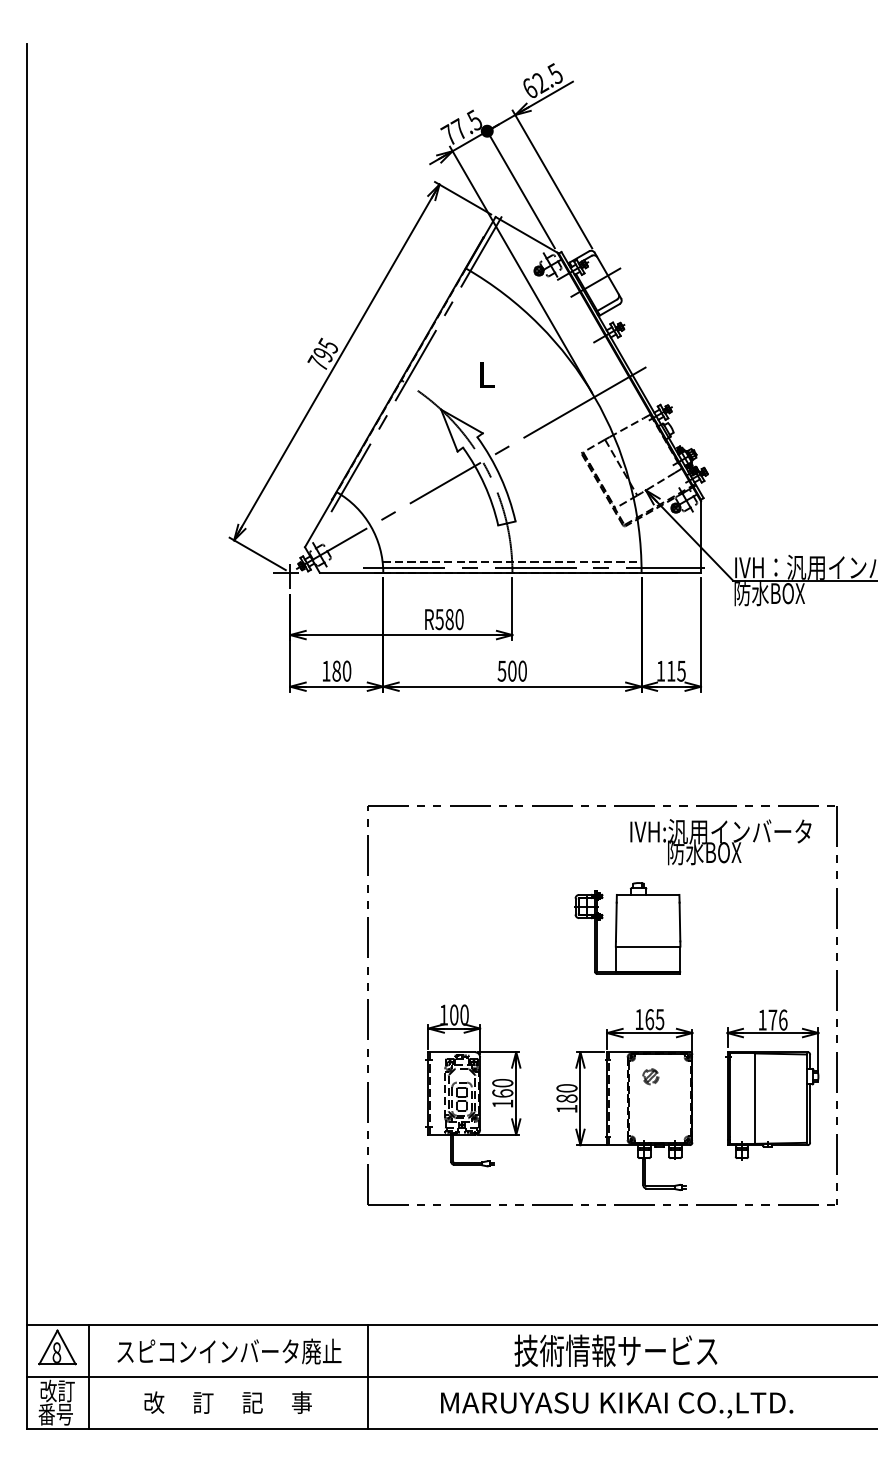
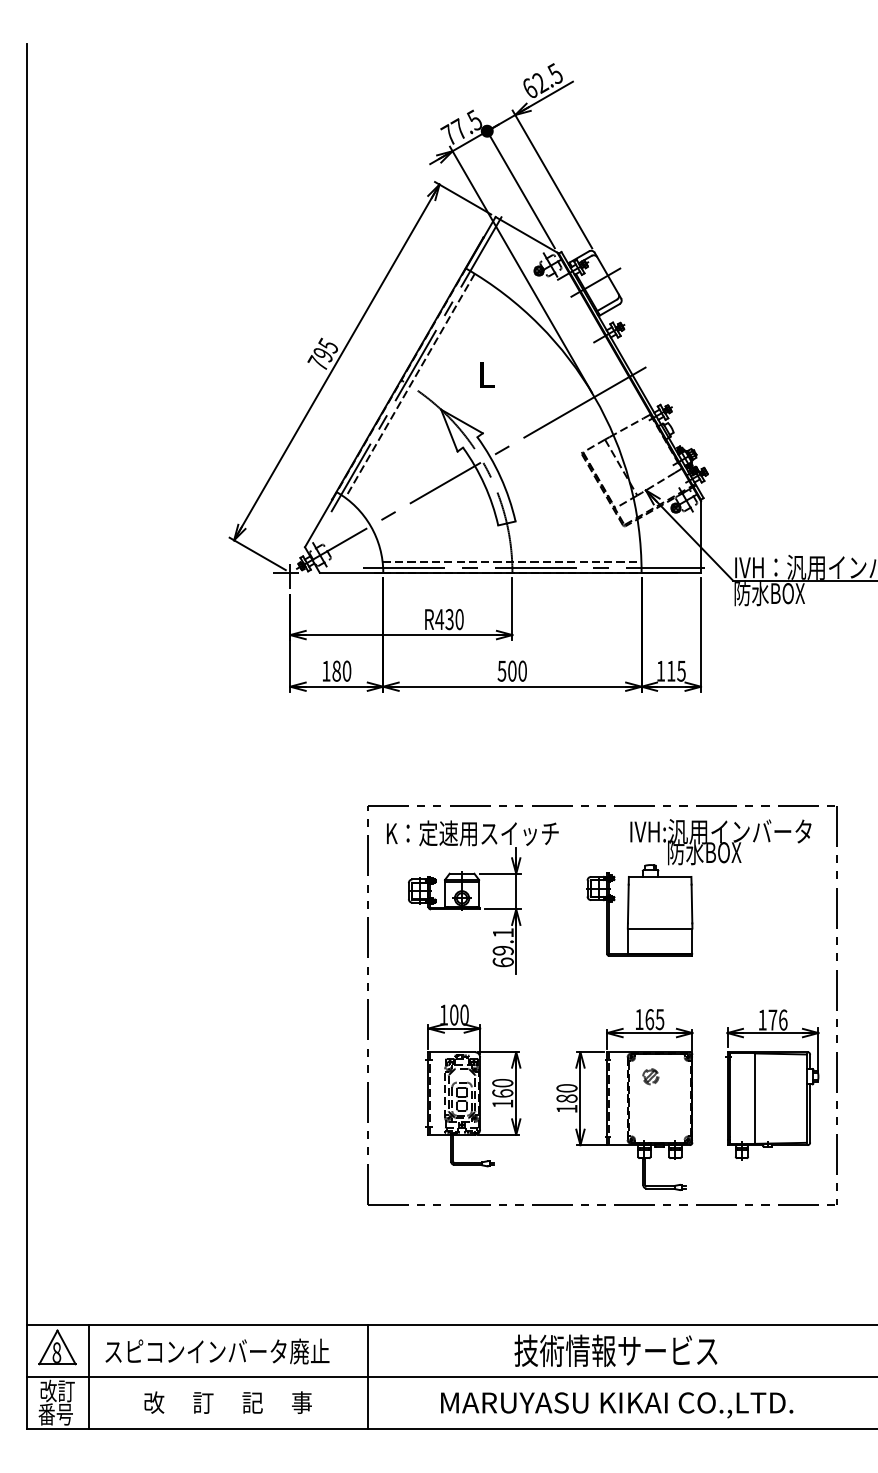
line: none -> present (409, 385)
text: R580 -> R430 (444, 619)
part: none -> present (472, 897)
part position: (627, 928) -> (639, 910) (639, 910)
text position: (229, 1351) -> (217, 1351) (217, 1351)
